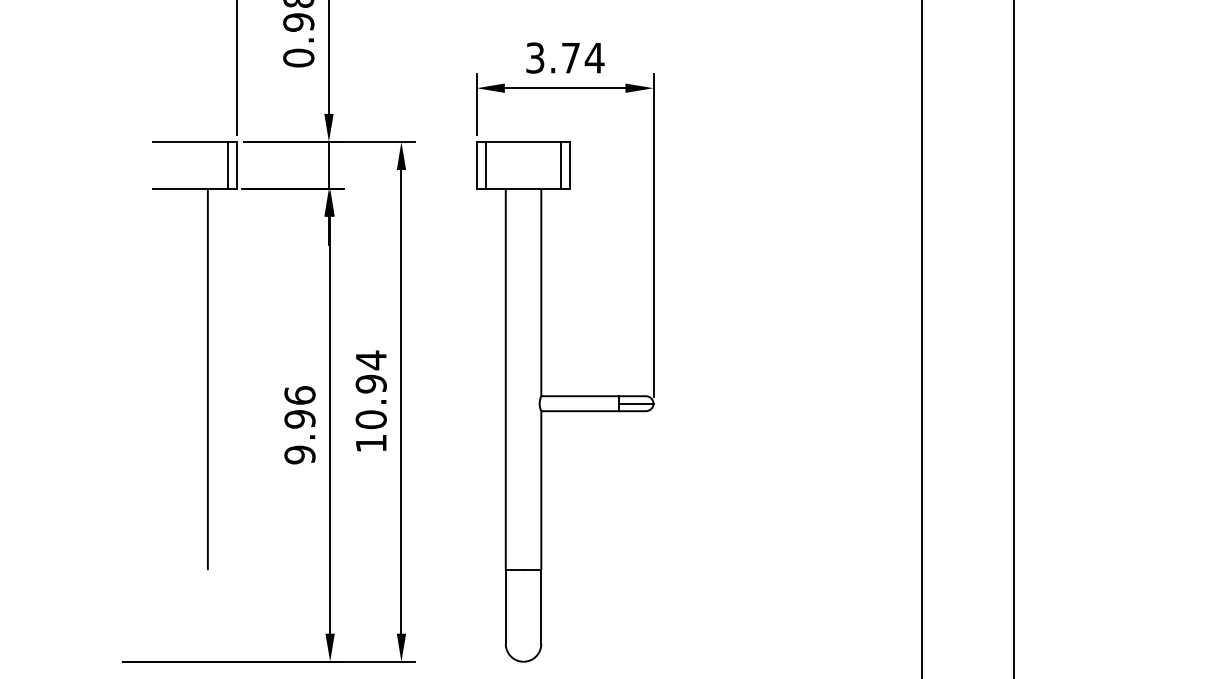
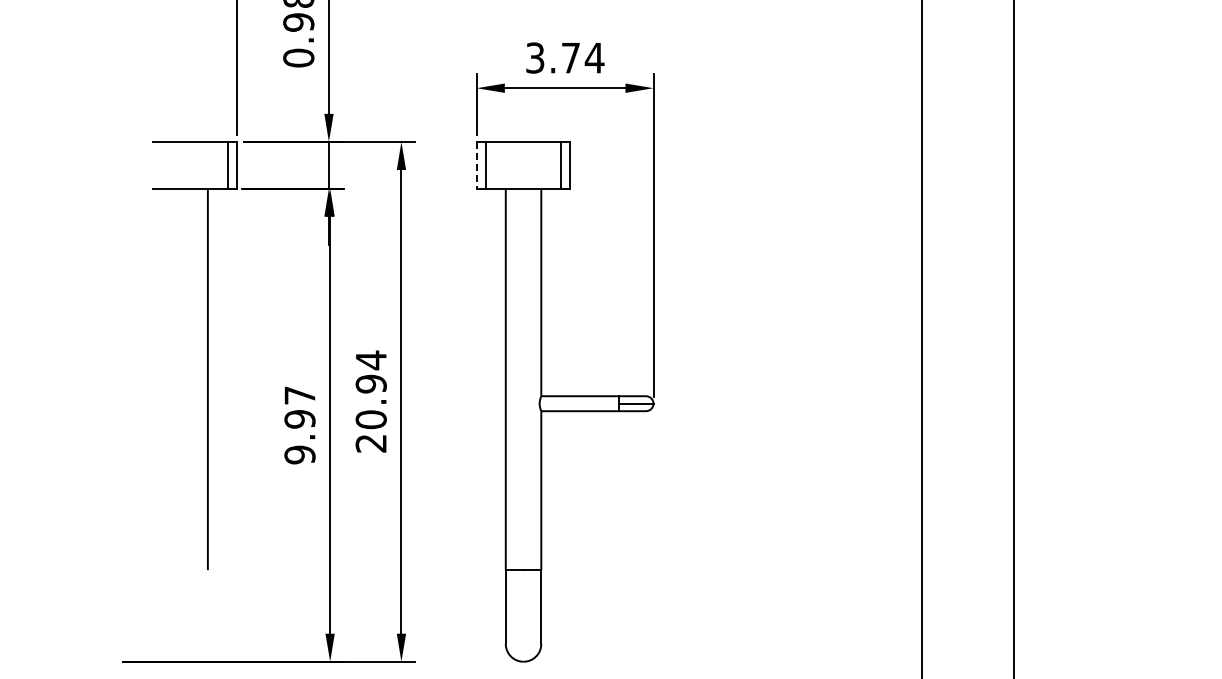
line: solid -> dashed (476, 165)
text: 9.96 -> 9.97 (299, 395)
text: 10.94 -> 20.94 (370, 443)
